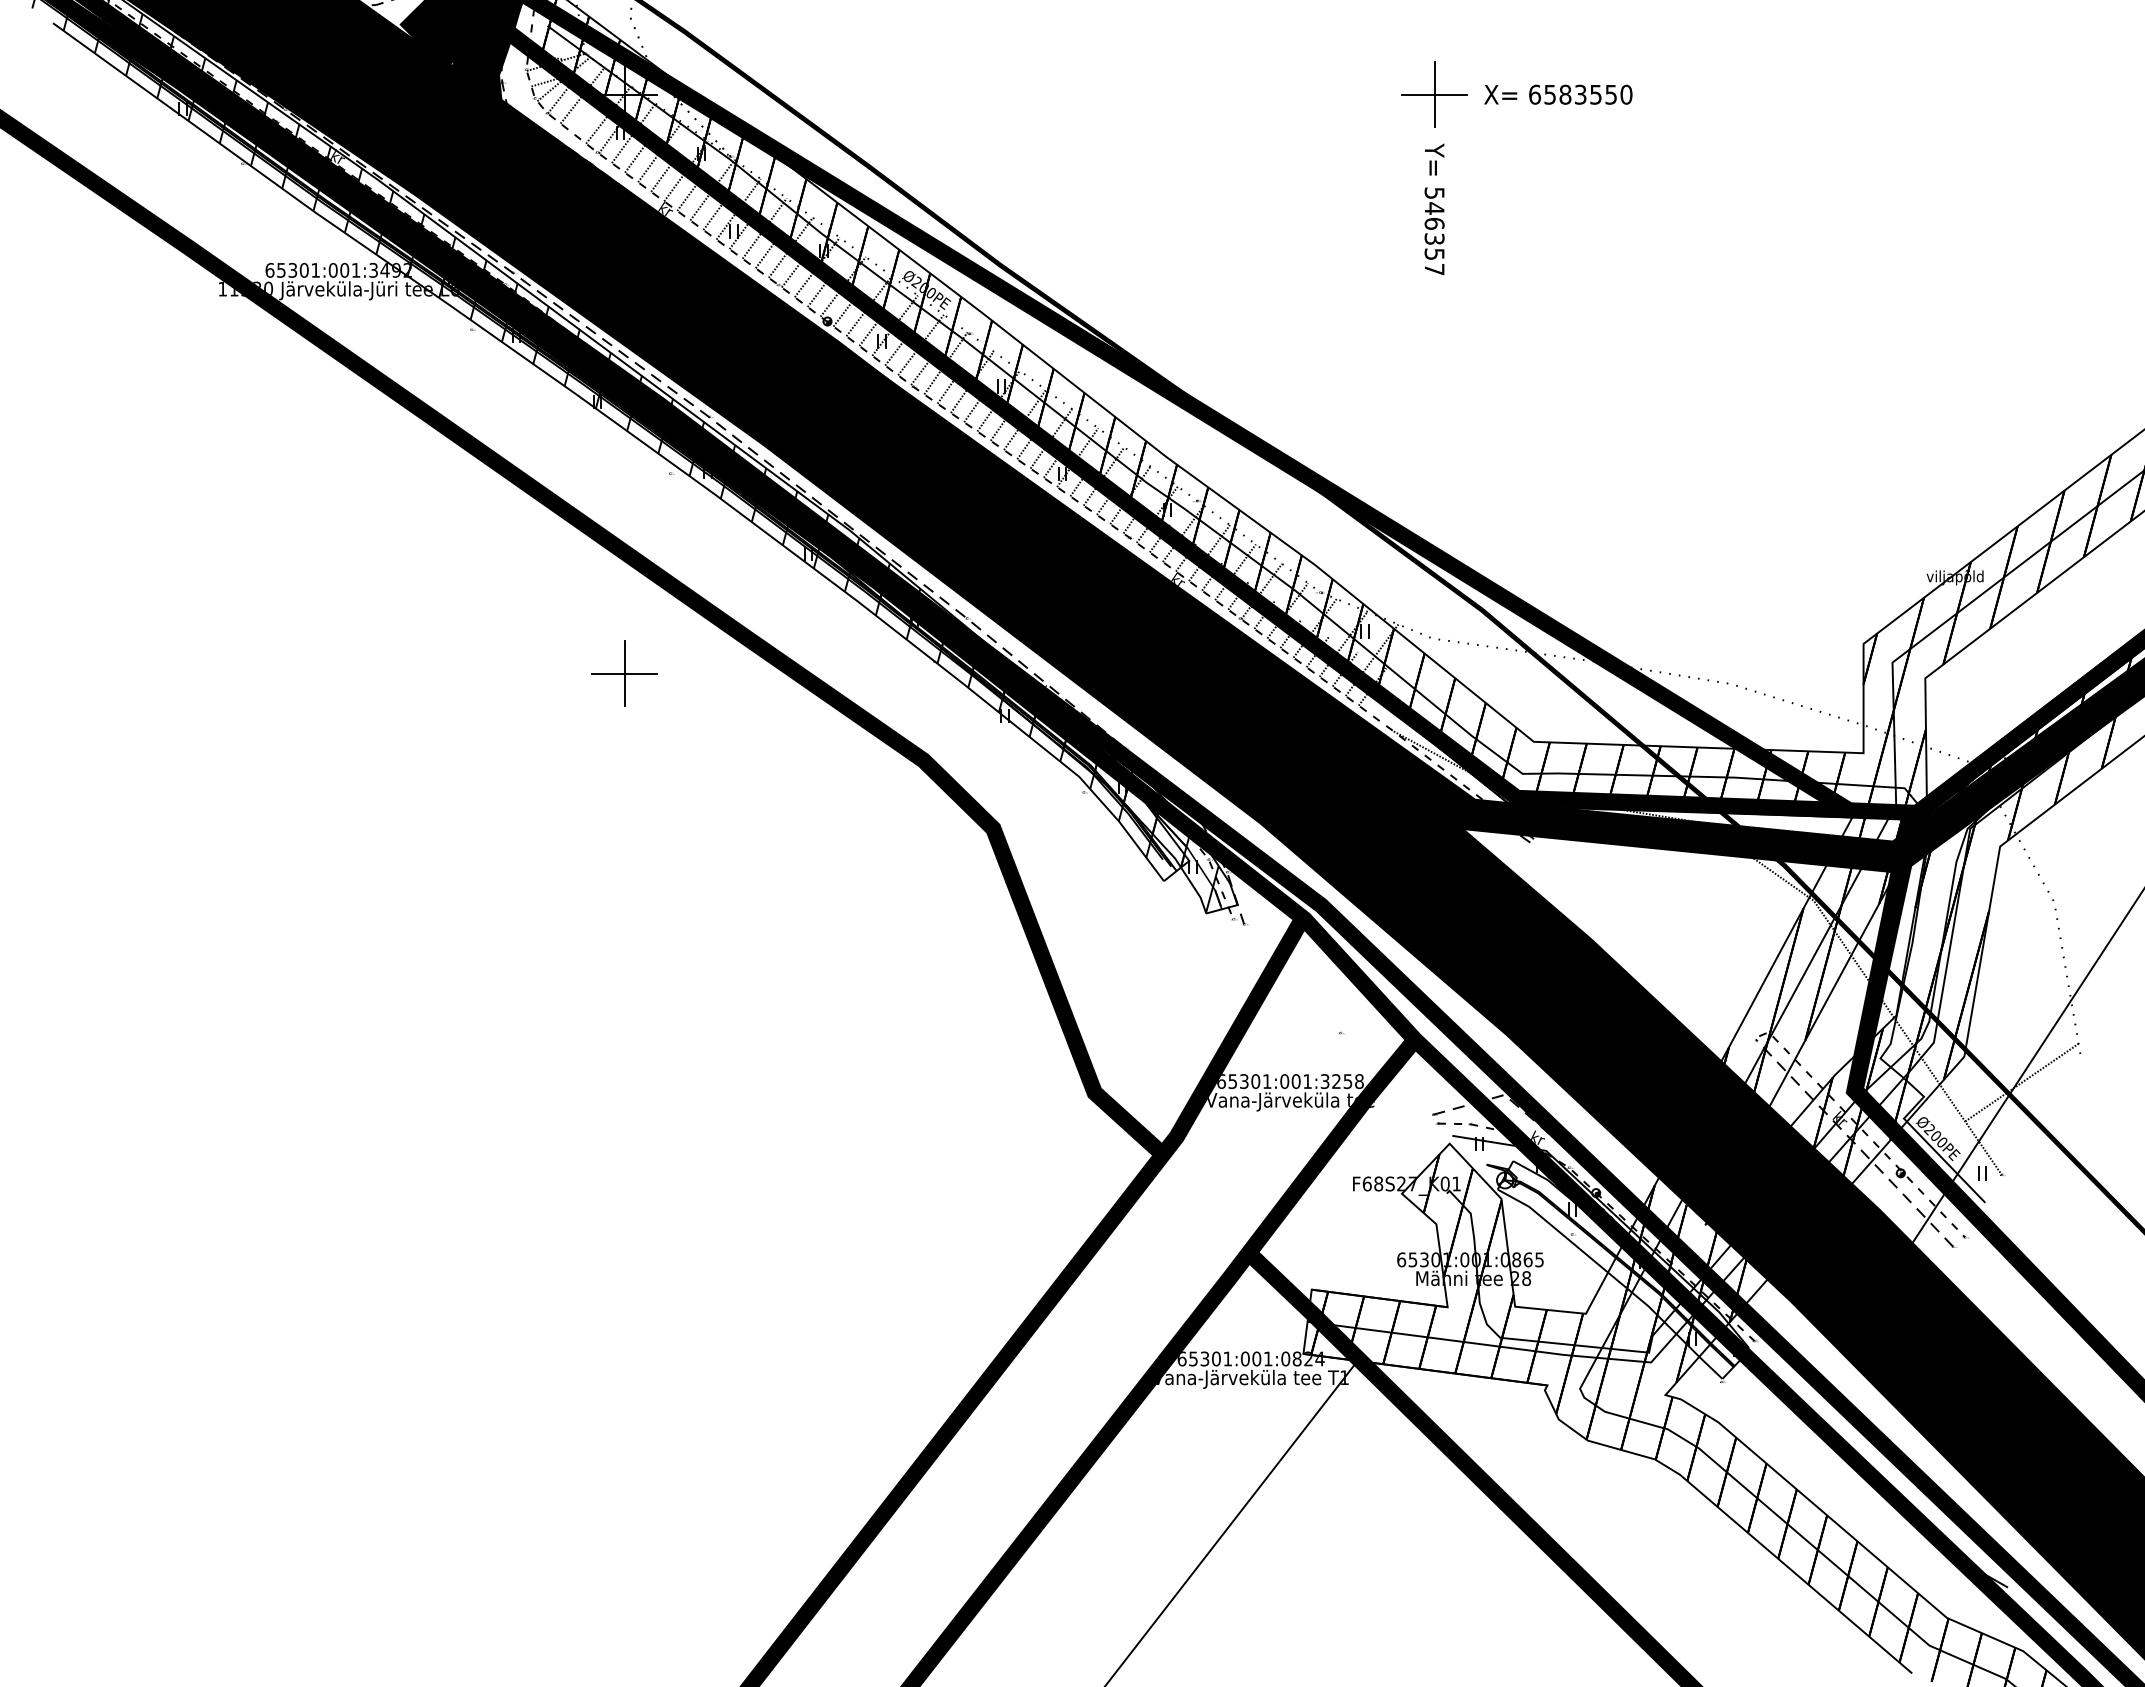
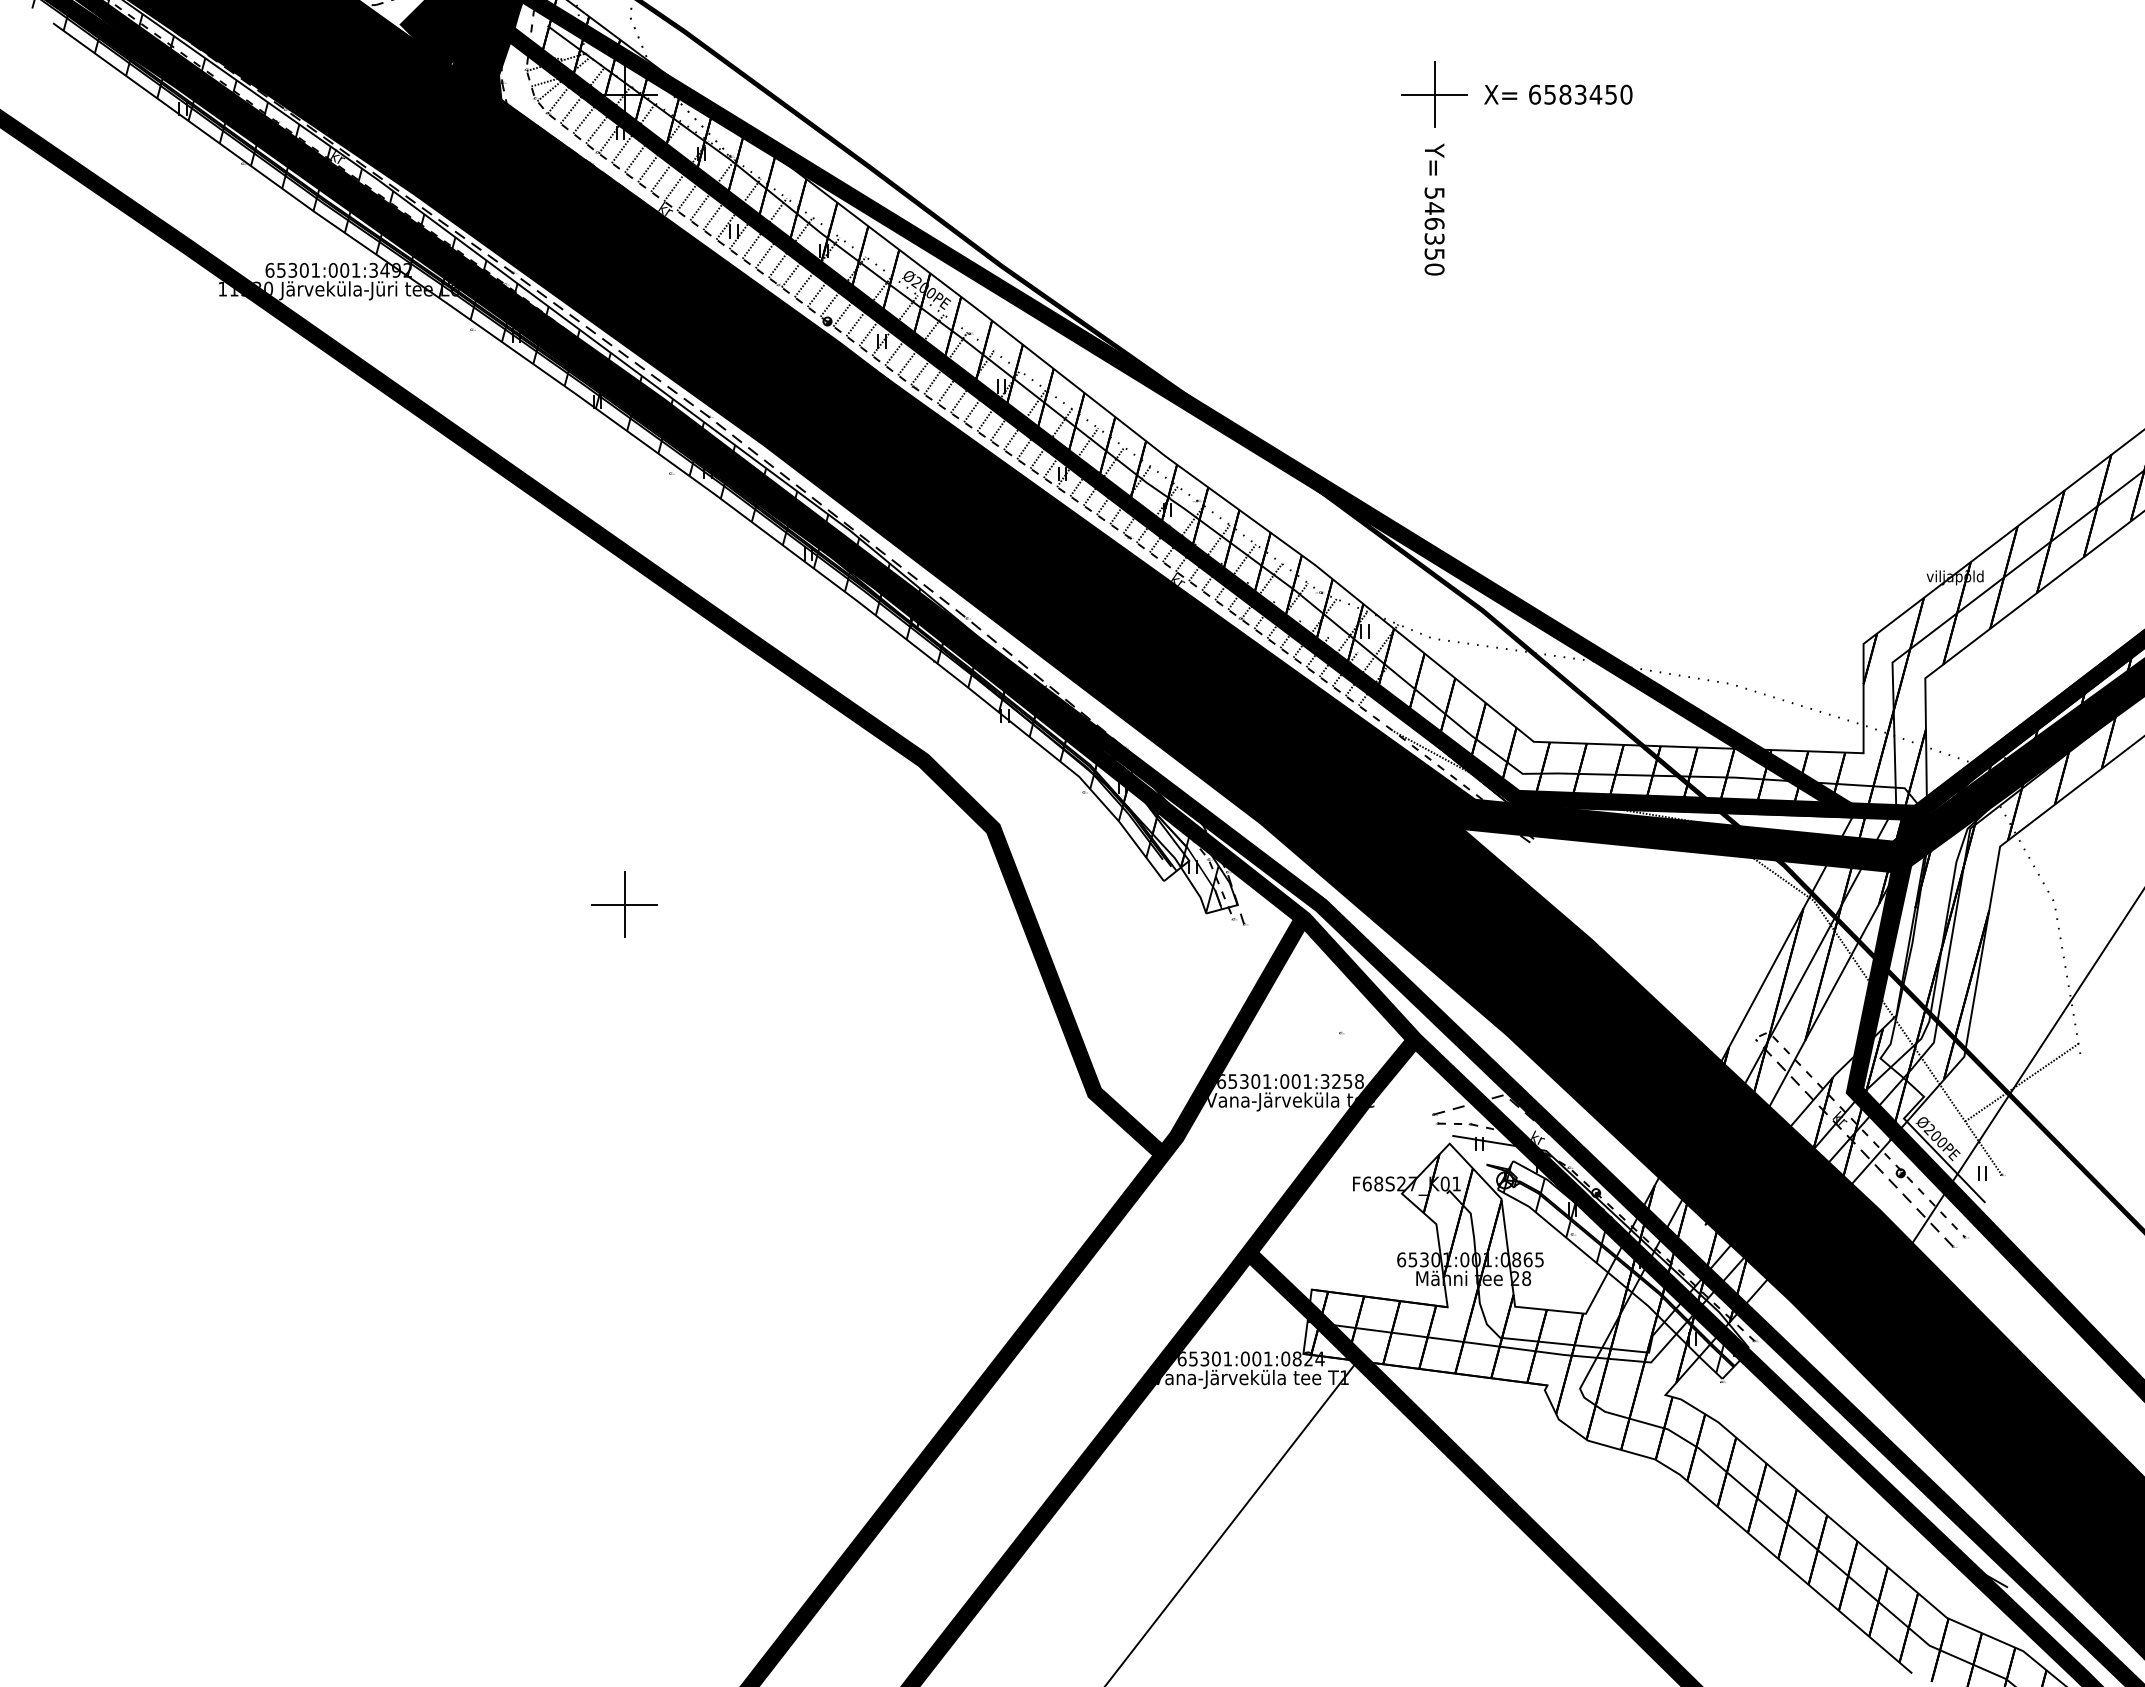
text: 6583550 -> 6583450 (1595, 94)
line: none -> present (584, 119)
text: 546357 -> 546350 (1434, 269)
part position: (624, 673) -> (624, 904) (624, 904)
hatch: none -> present (1614, 1268)
